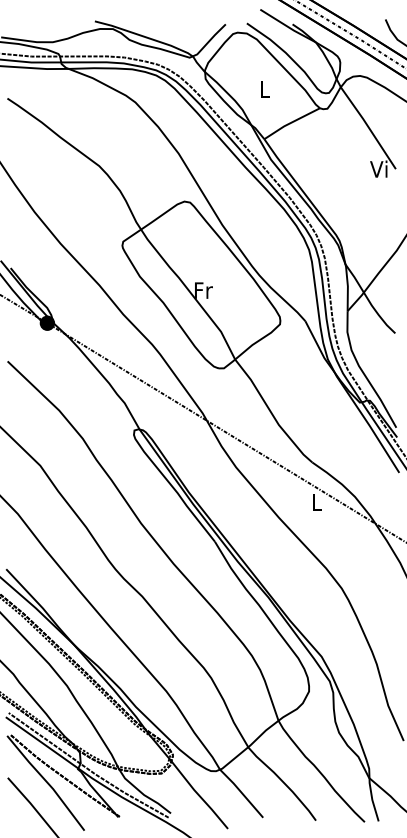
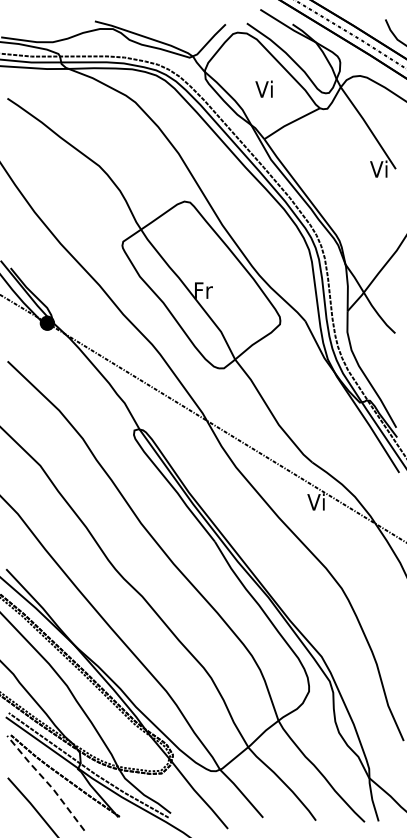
text: L -> Vi (263, 88)
text: L -> Vi (315, 501)
line: solid -> dashed (46, 781)
